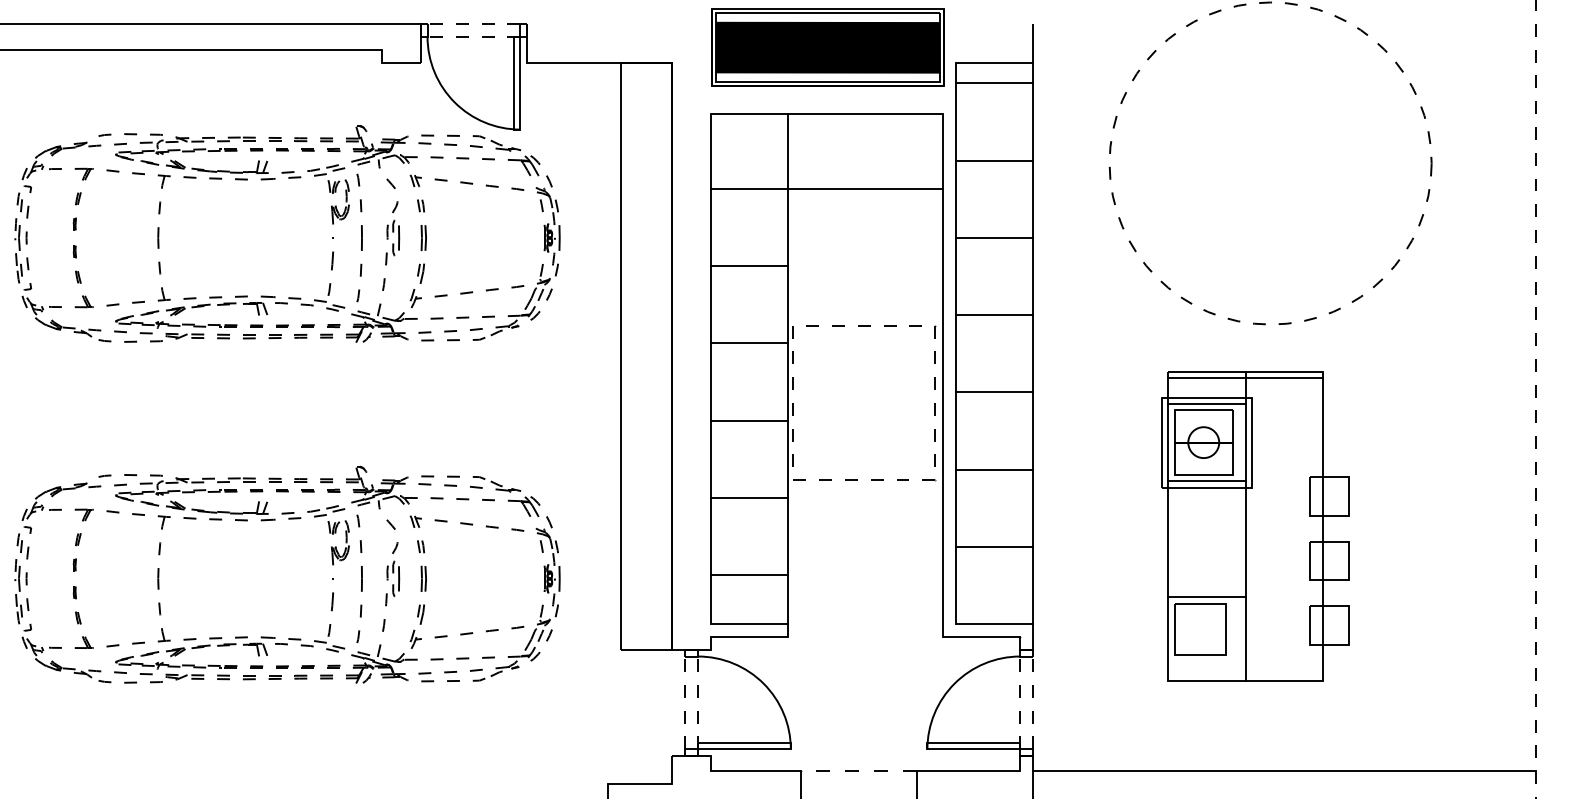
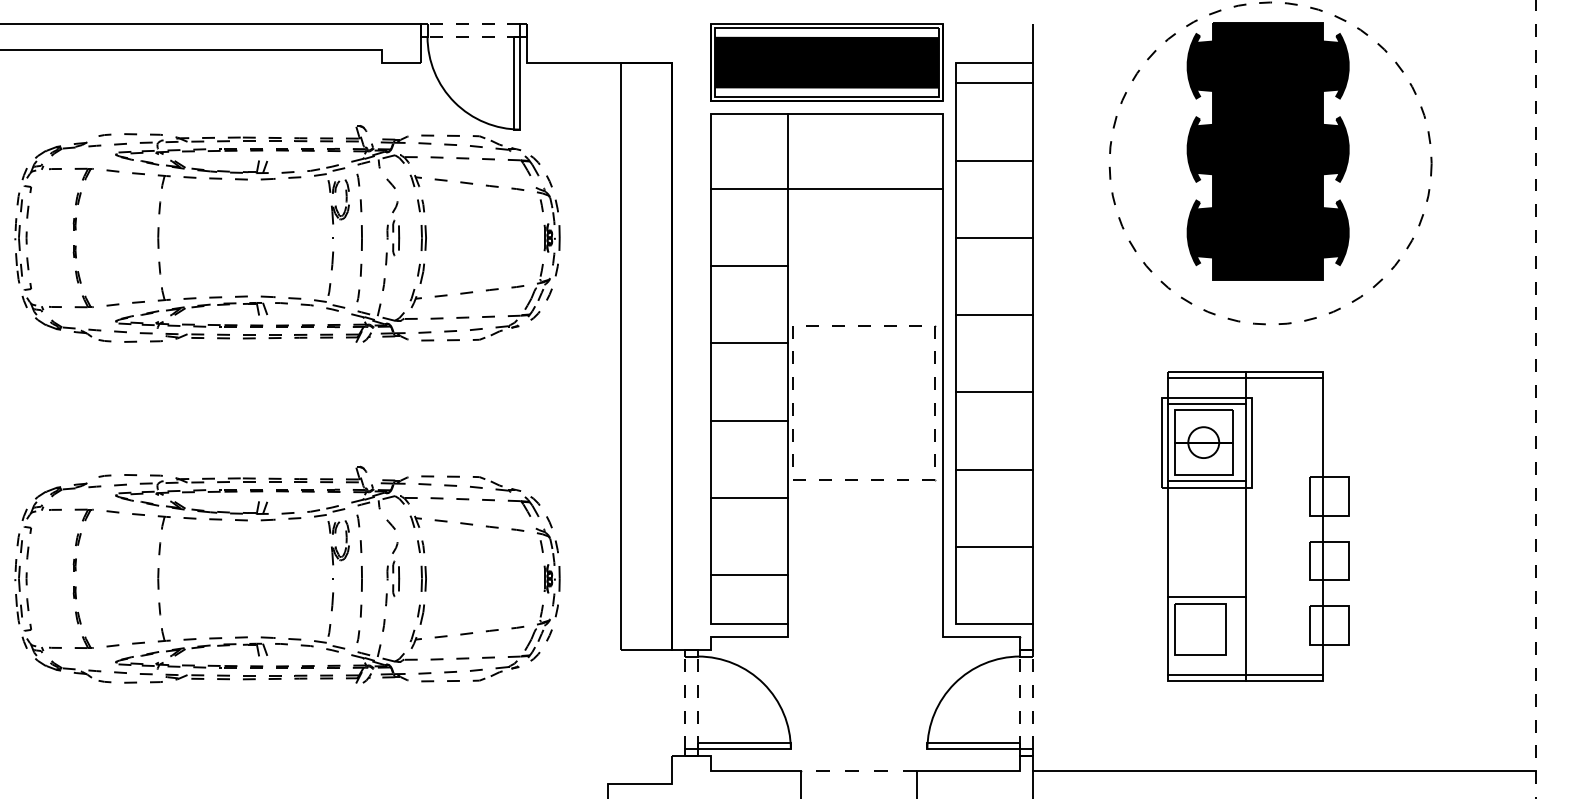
part position: (827, 47) -> (826, 62) (826, 62)
part: none -> present (1267, 151)
line: none -> present (1245, 674)
